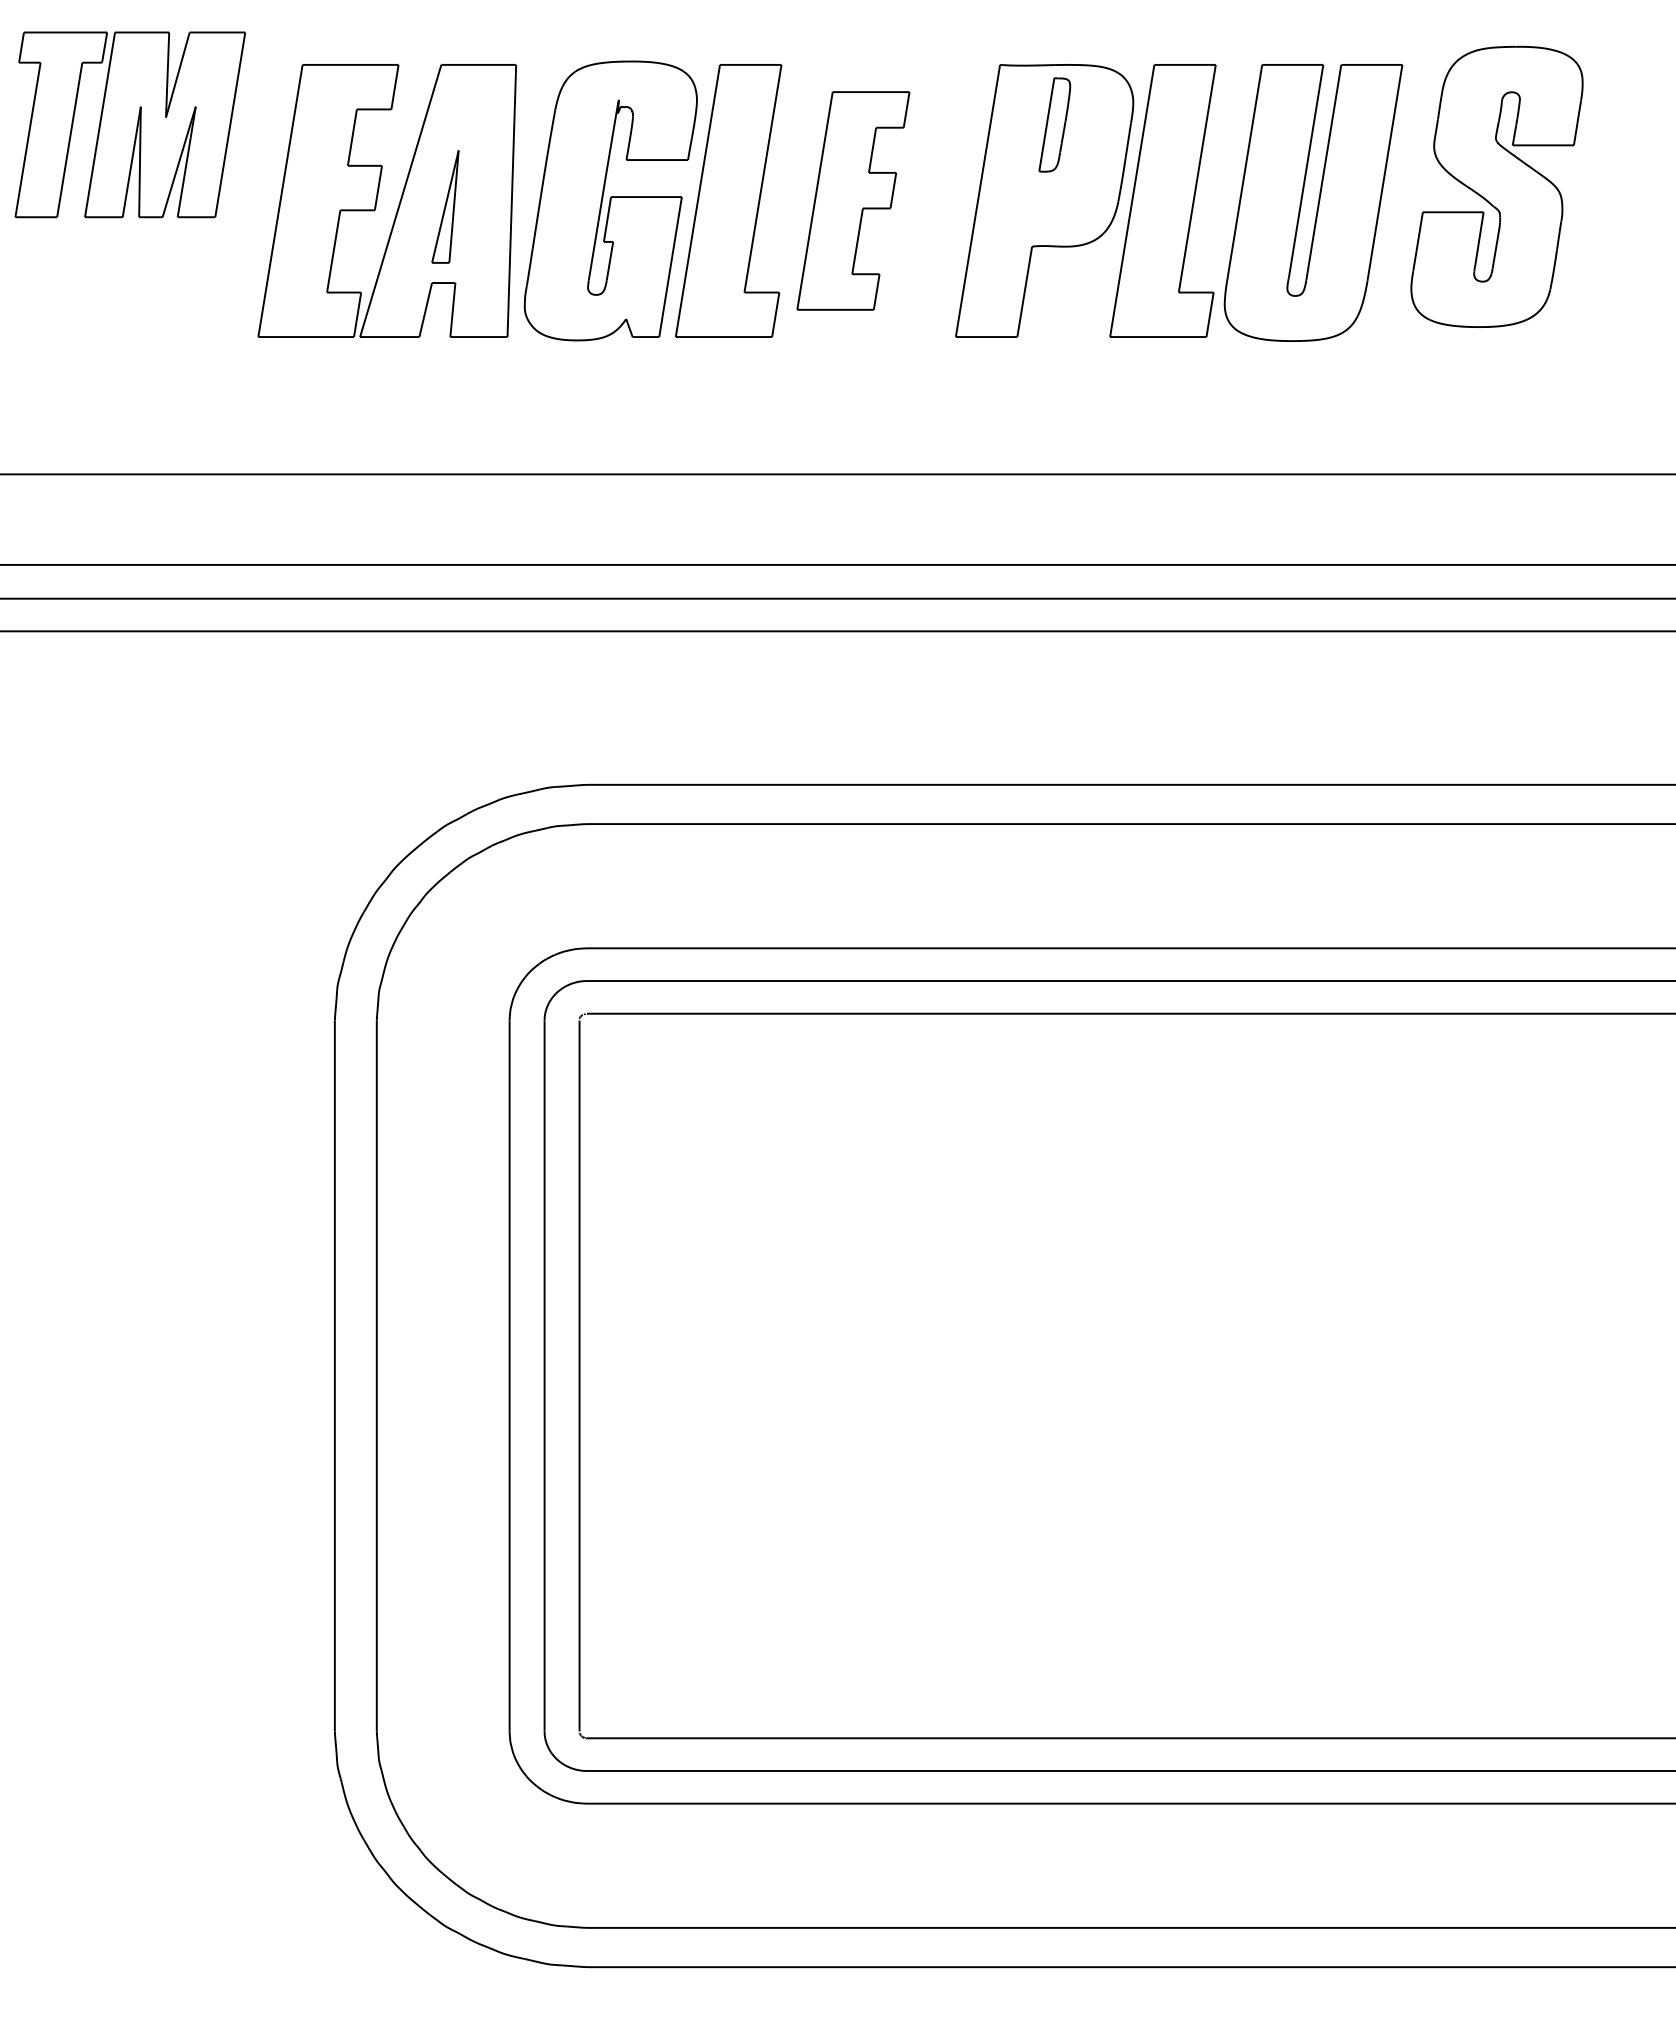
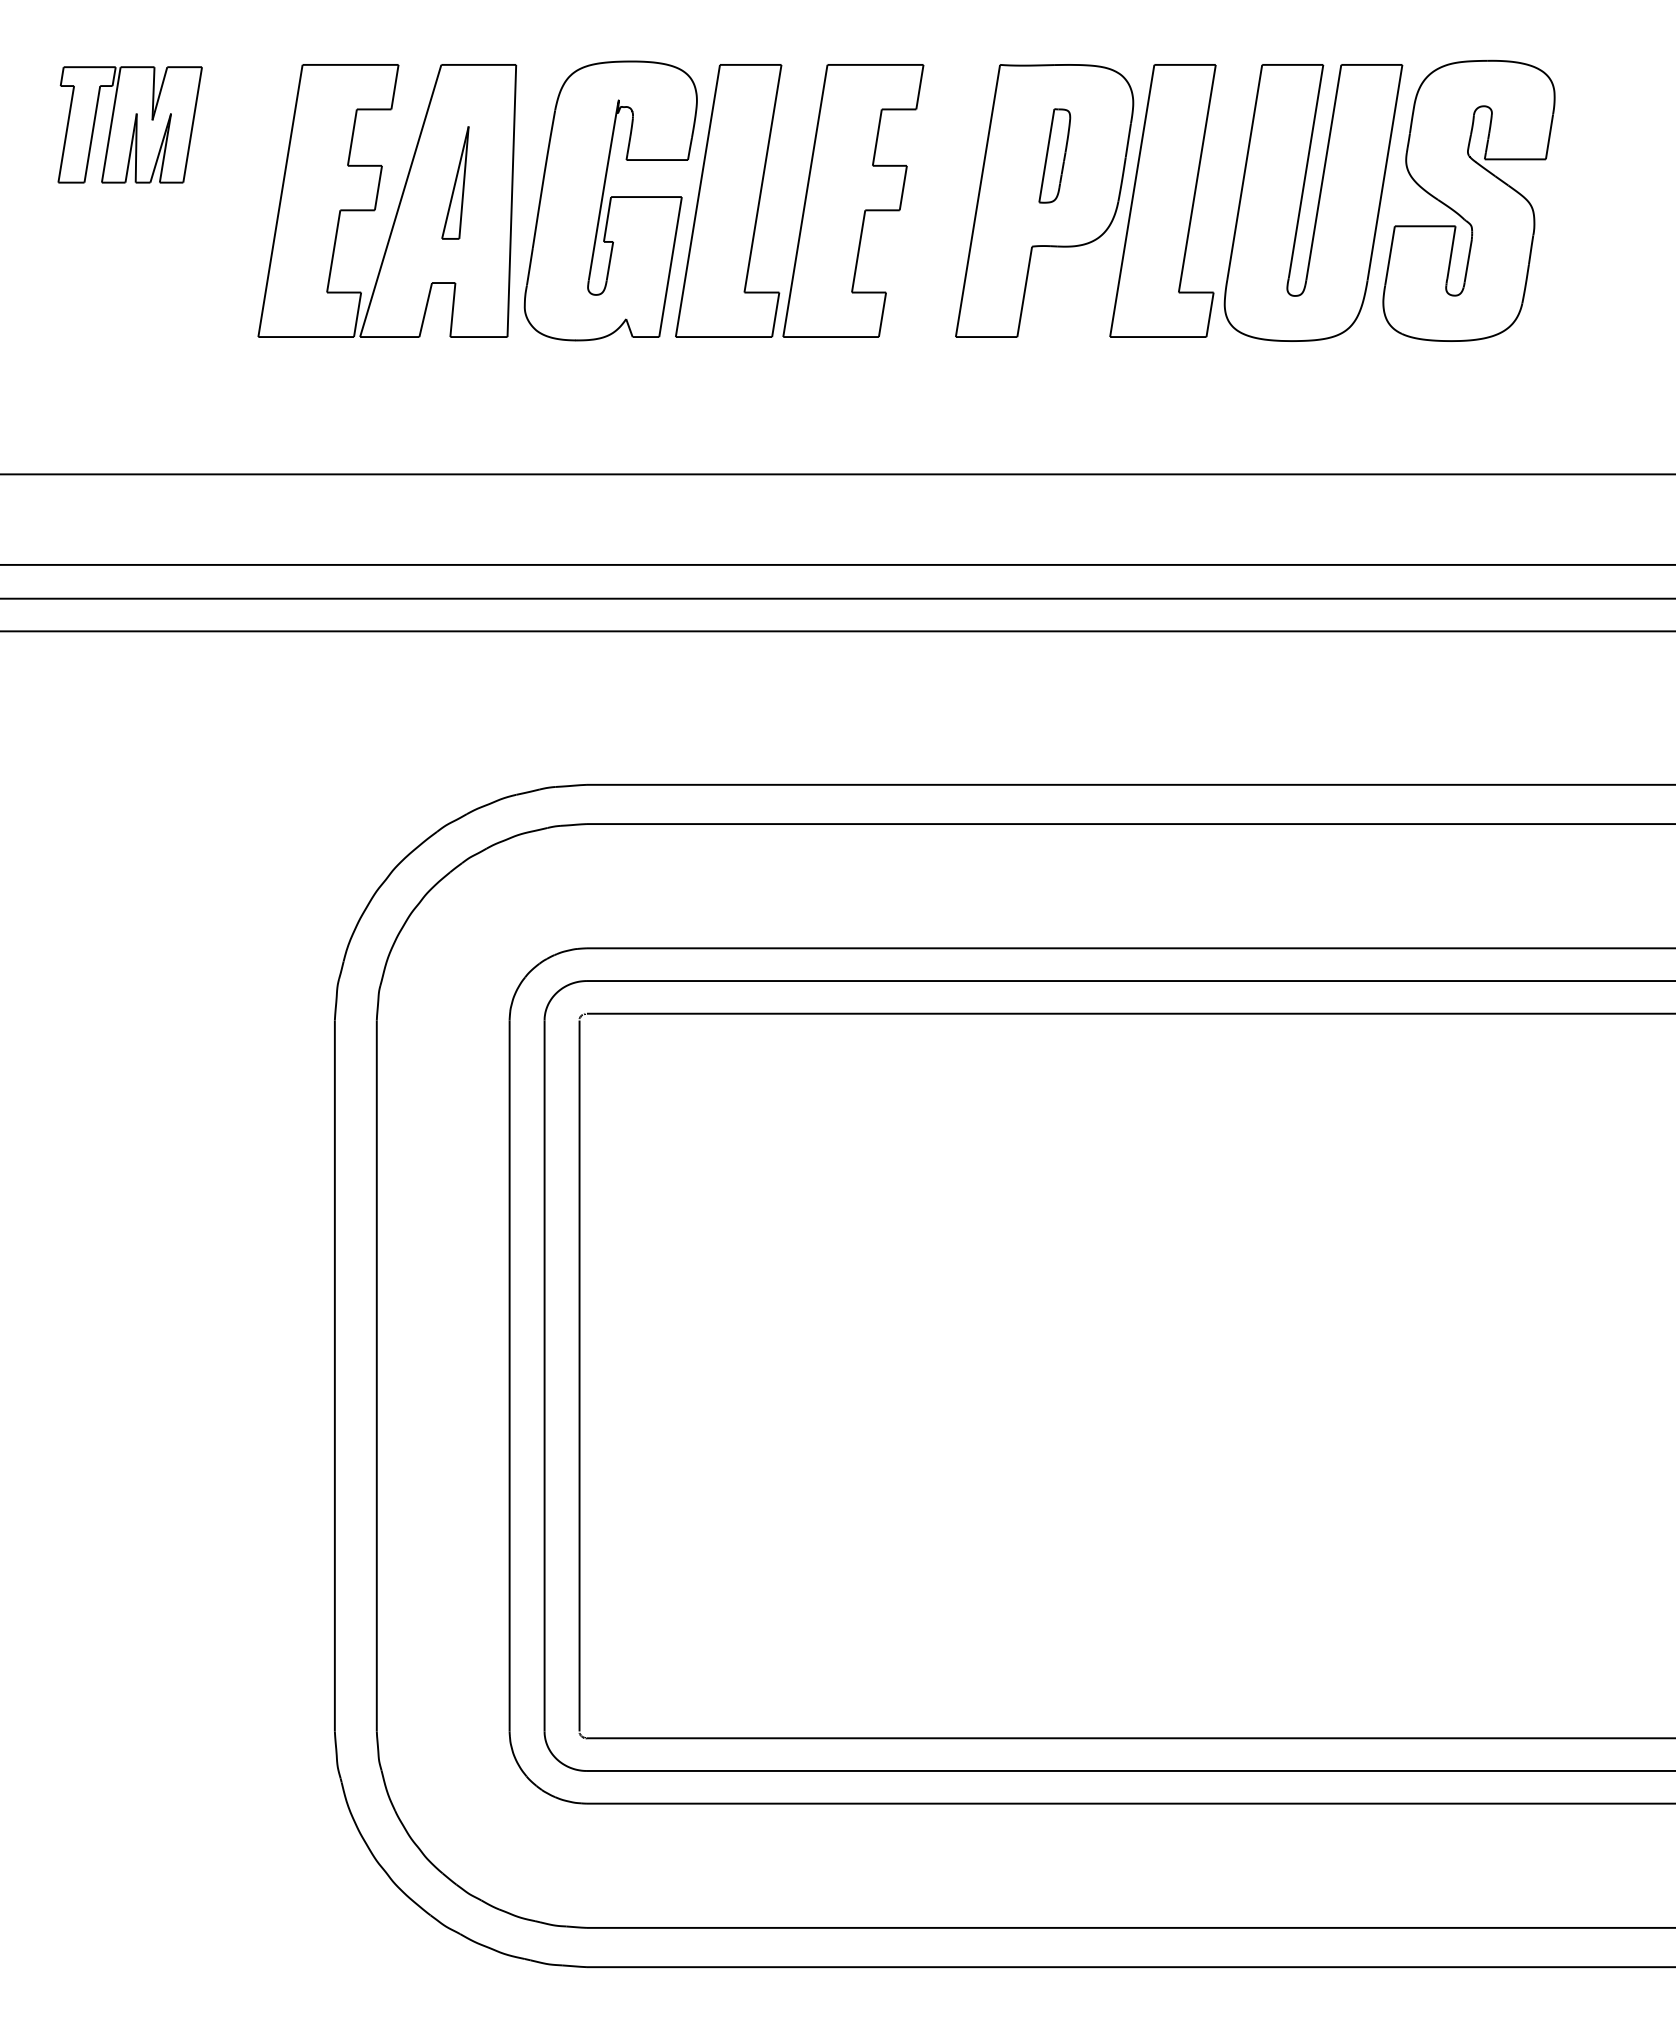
part size: 232x188 px -> 146x118 px (129, 124)
part position: (1054, 124) -> (1054, 155) (1054, 155)
part position: (1496, 186) -> (1468, 200) (1468, 200)
part size: 115x220 px -> 143x274 px (853, 200)
part position: (445, 206) -> (455, 182) (455, 182)
